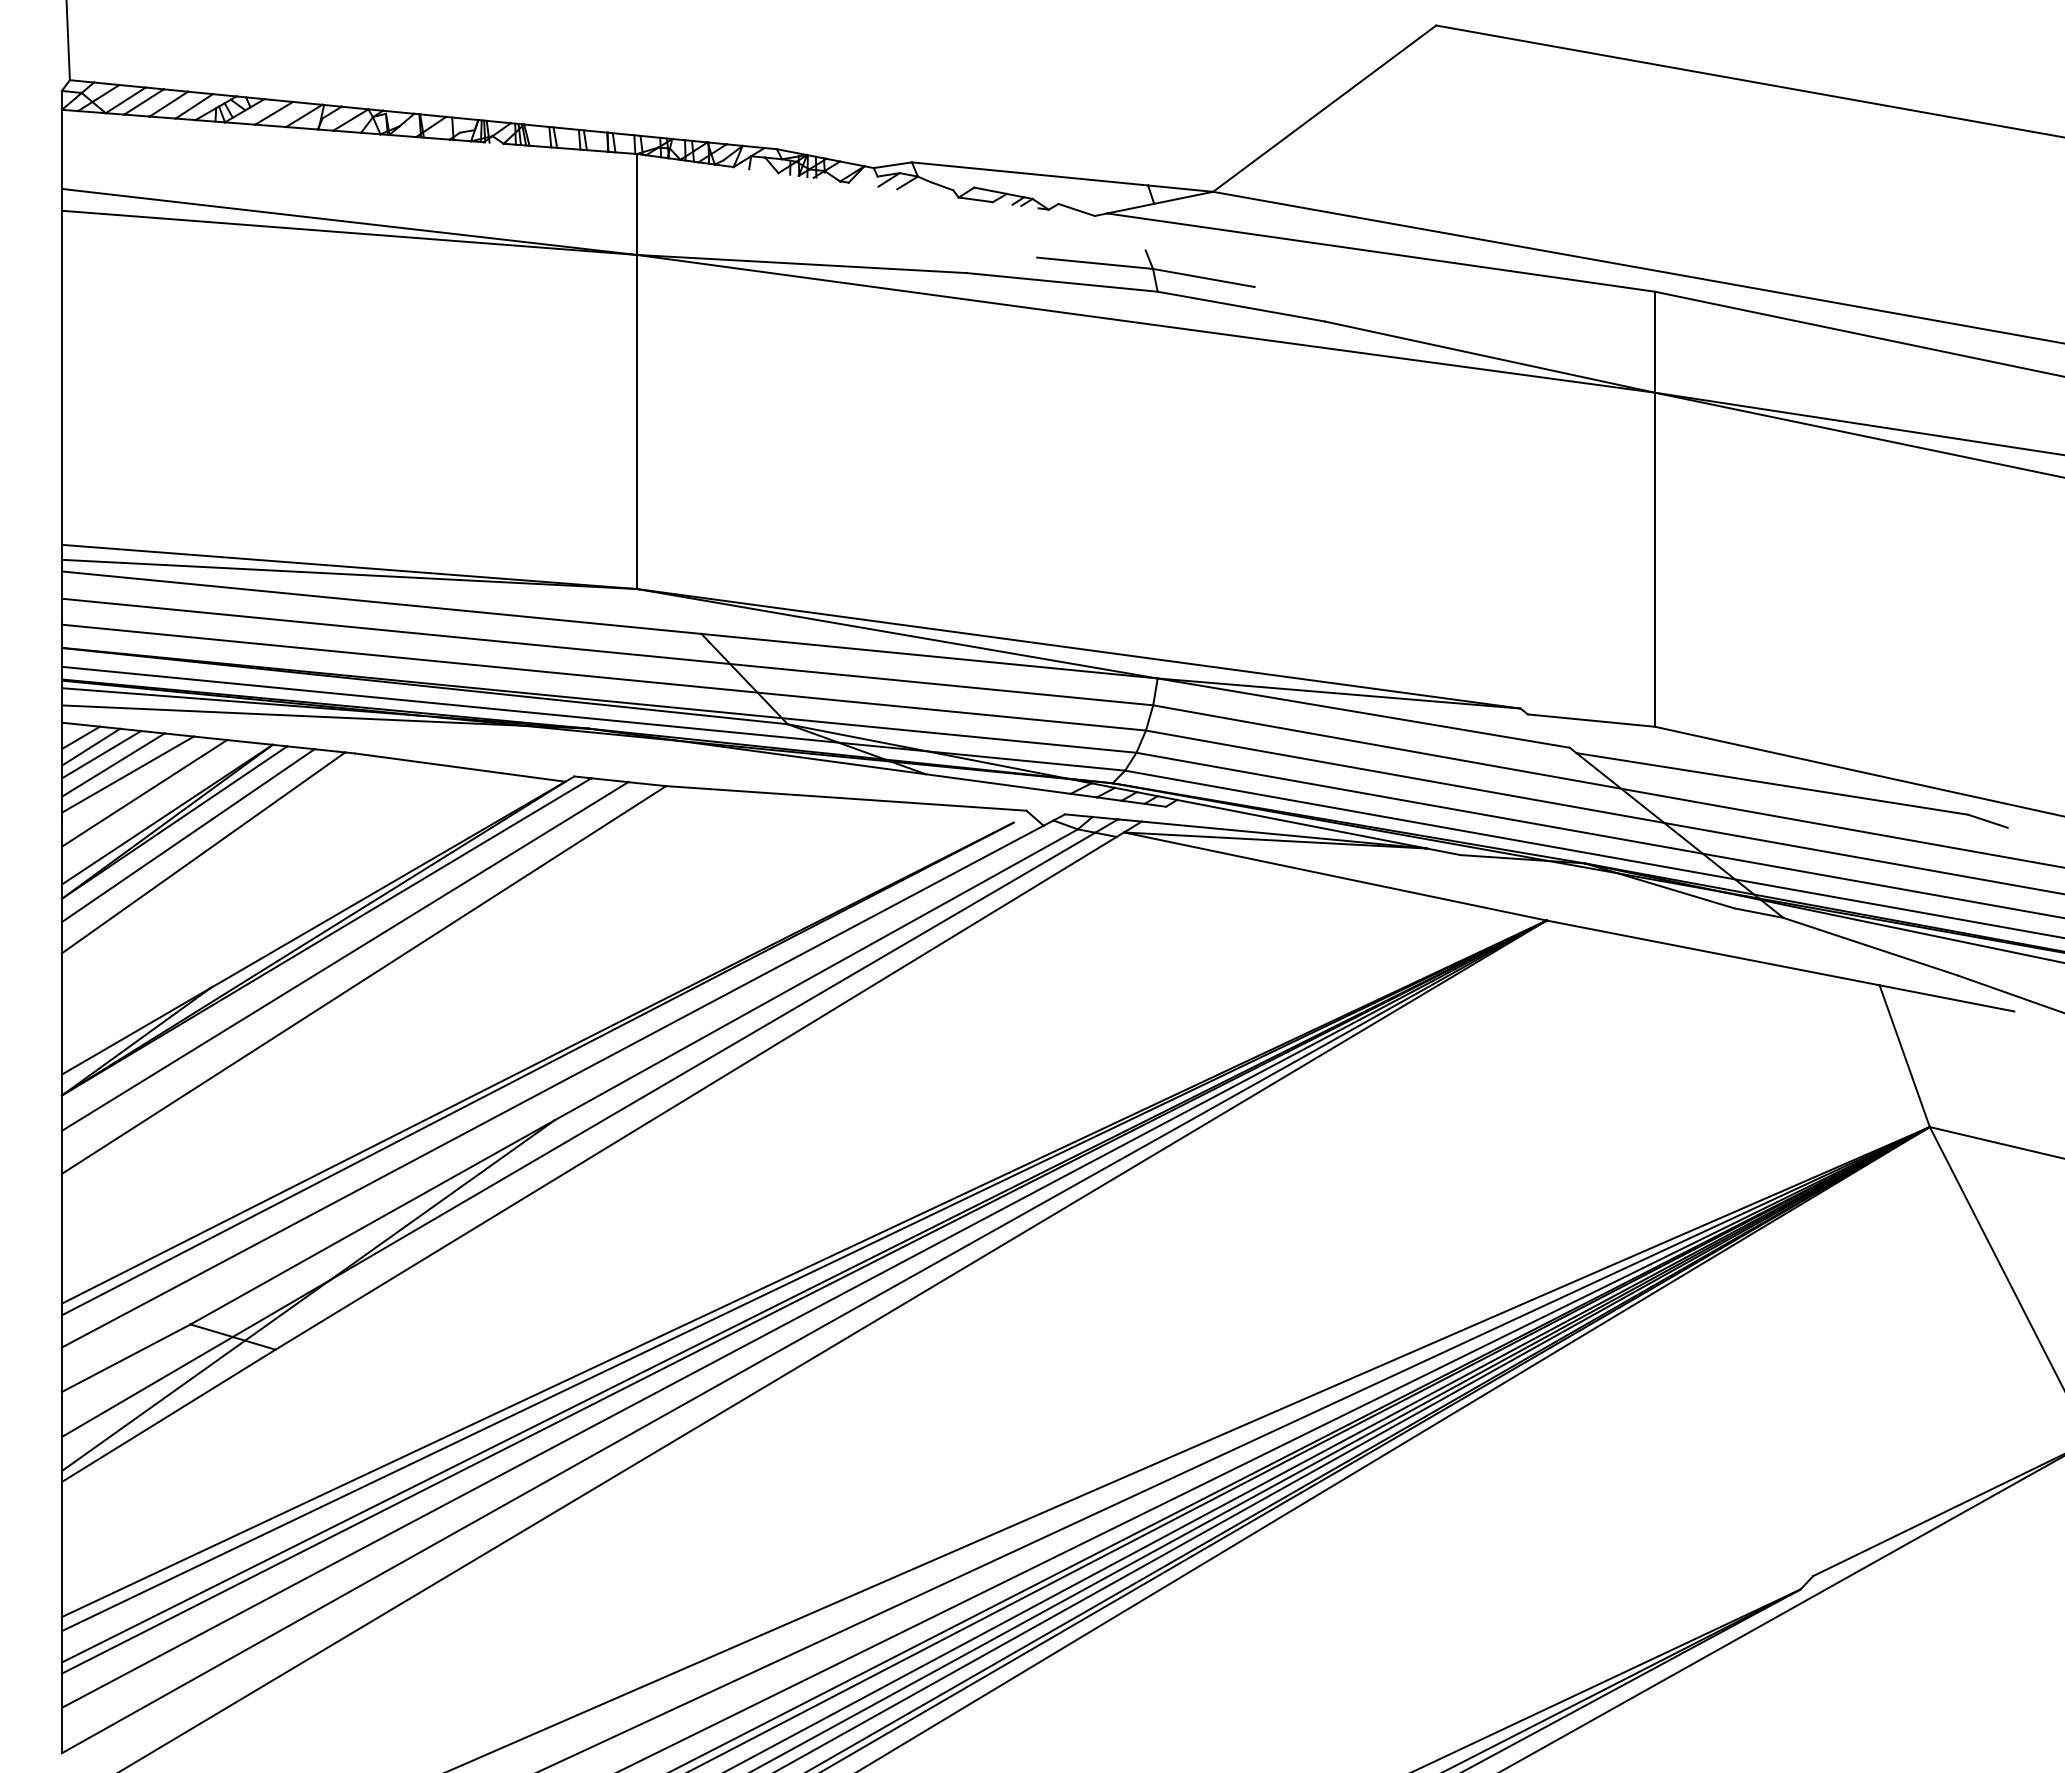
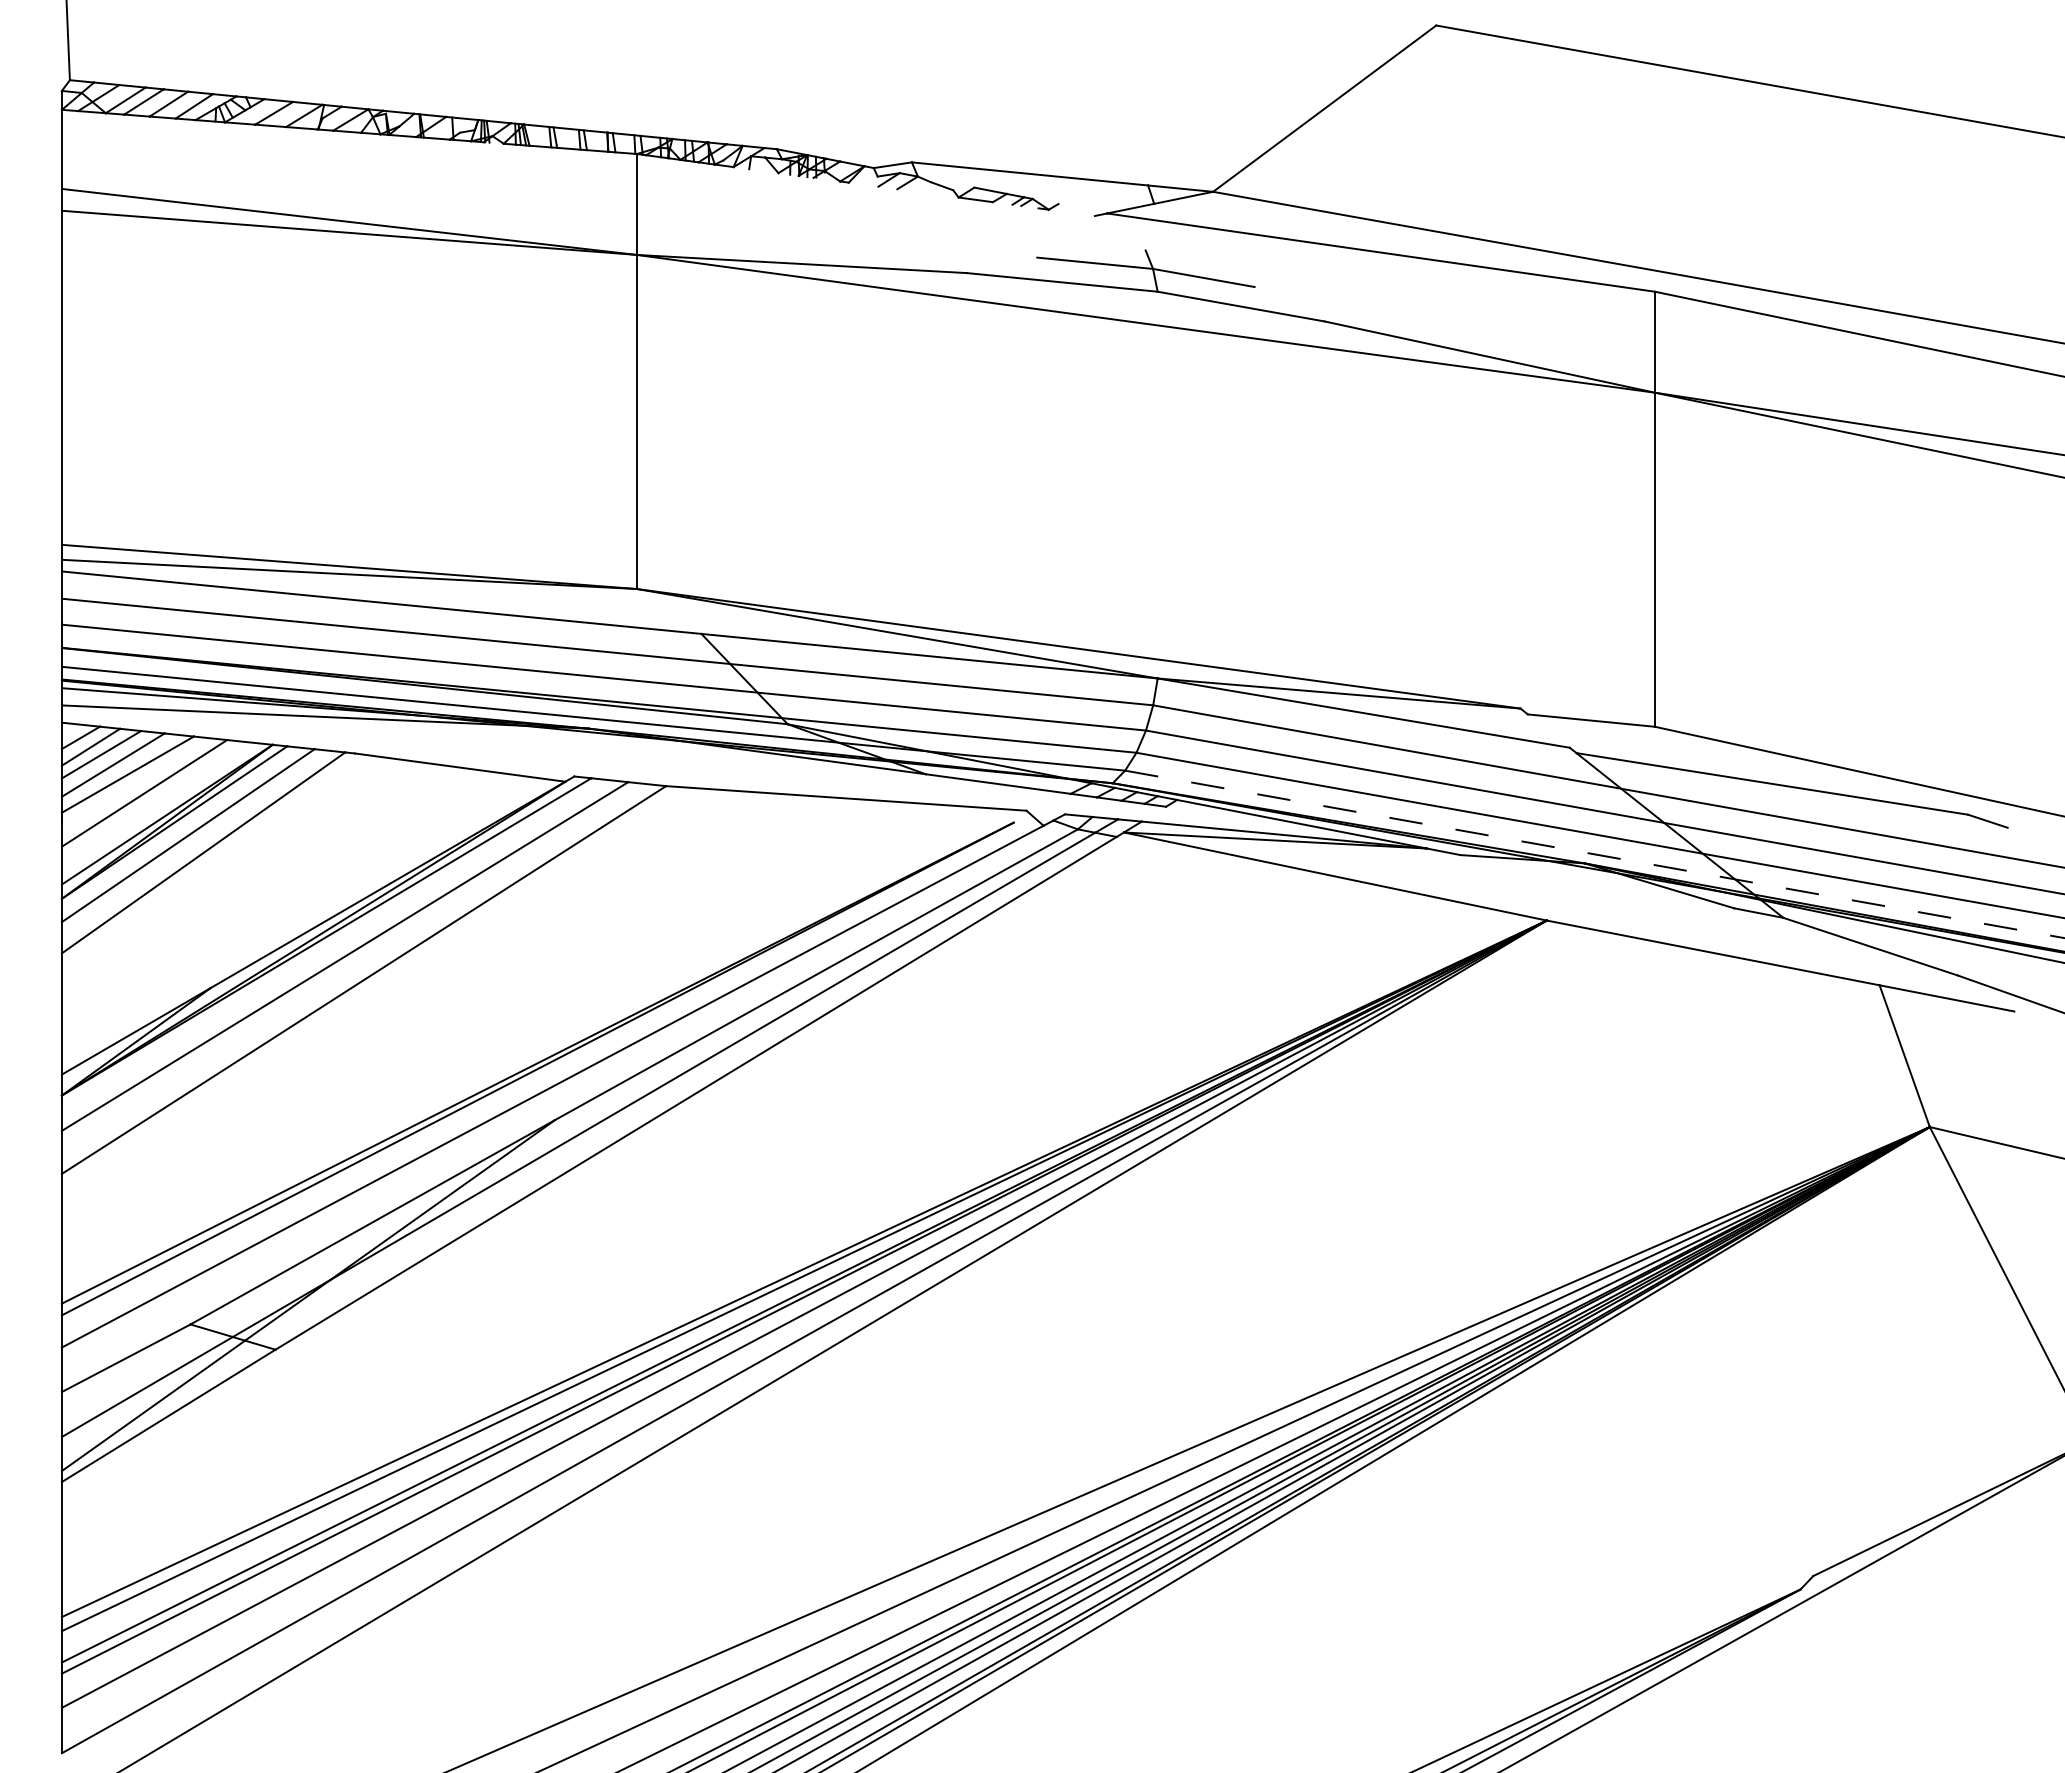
line: present -> none (1076, 209)
line: solid -> dashed (1594, 854)
